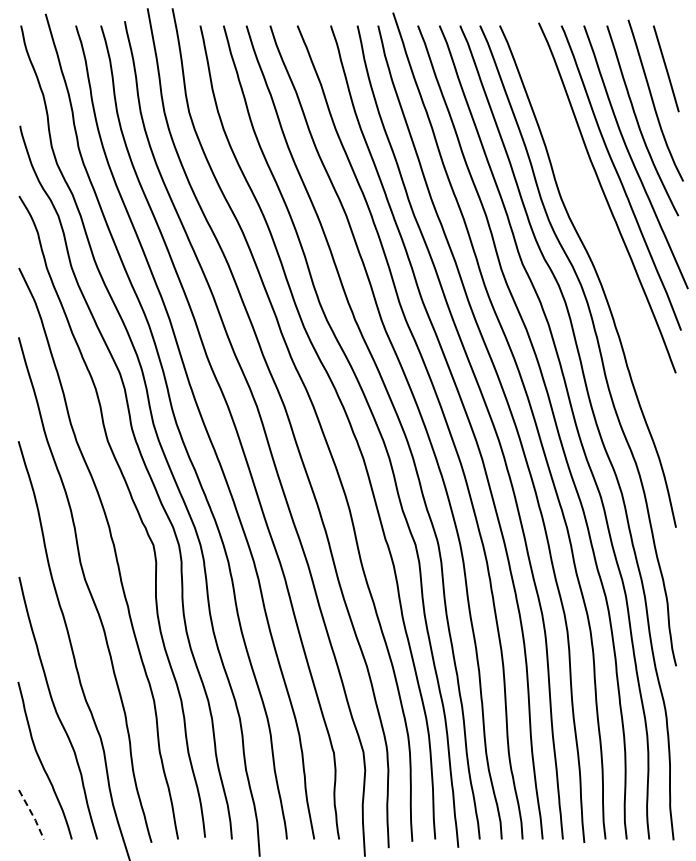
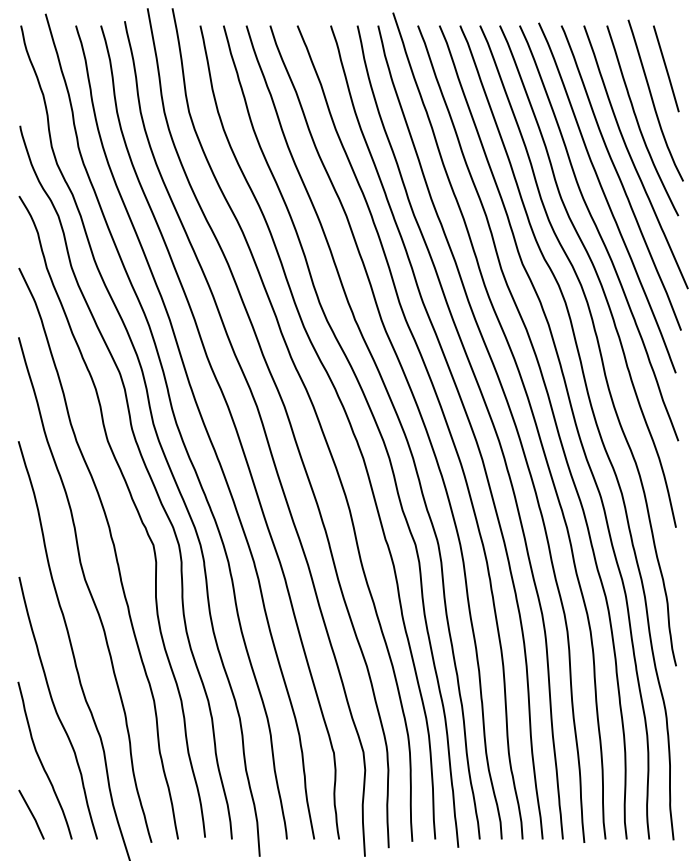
curve: none -> present (599, 233)
line: dashed -> solid (33, 816)
